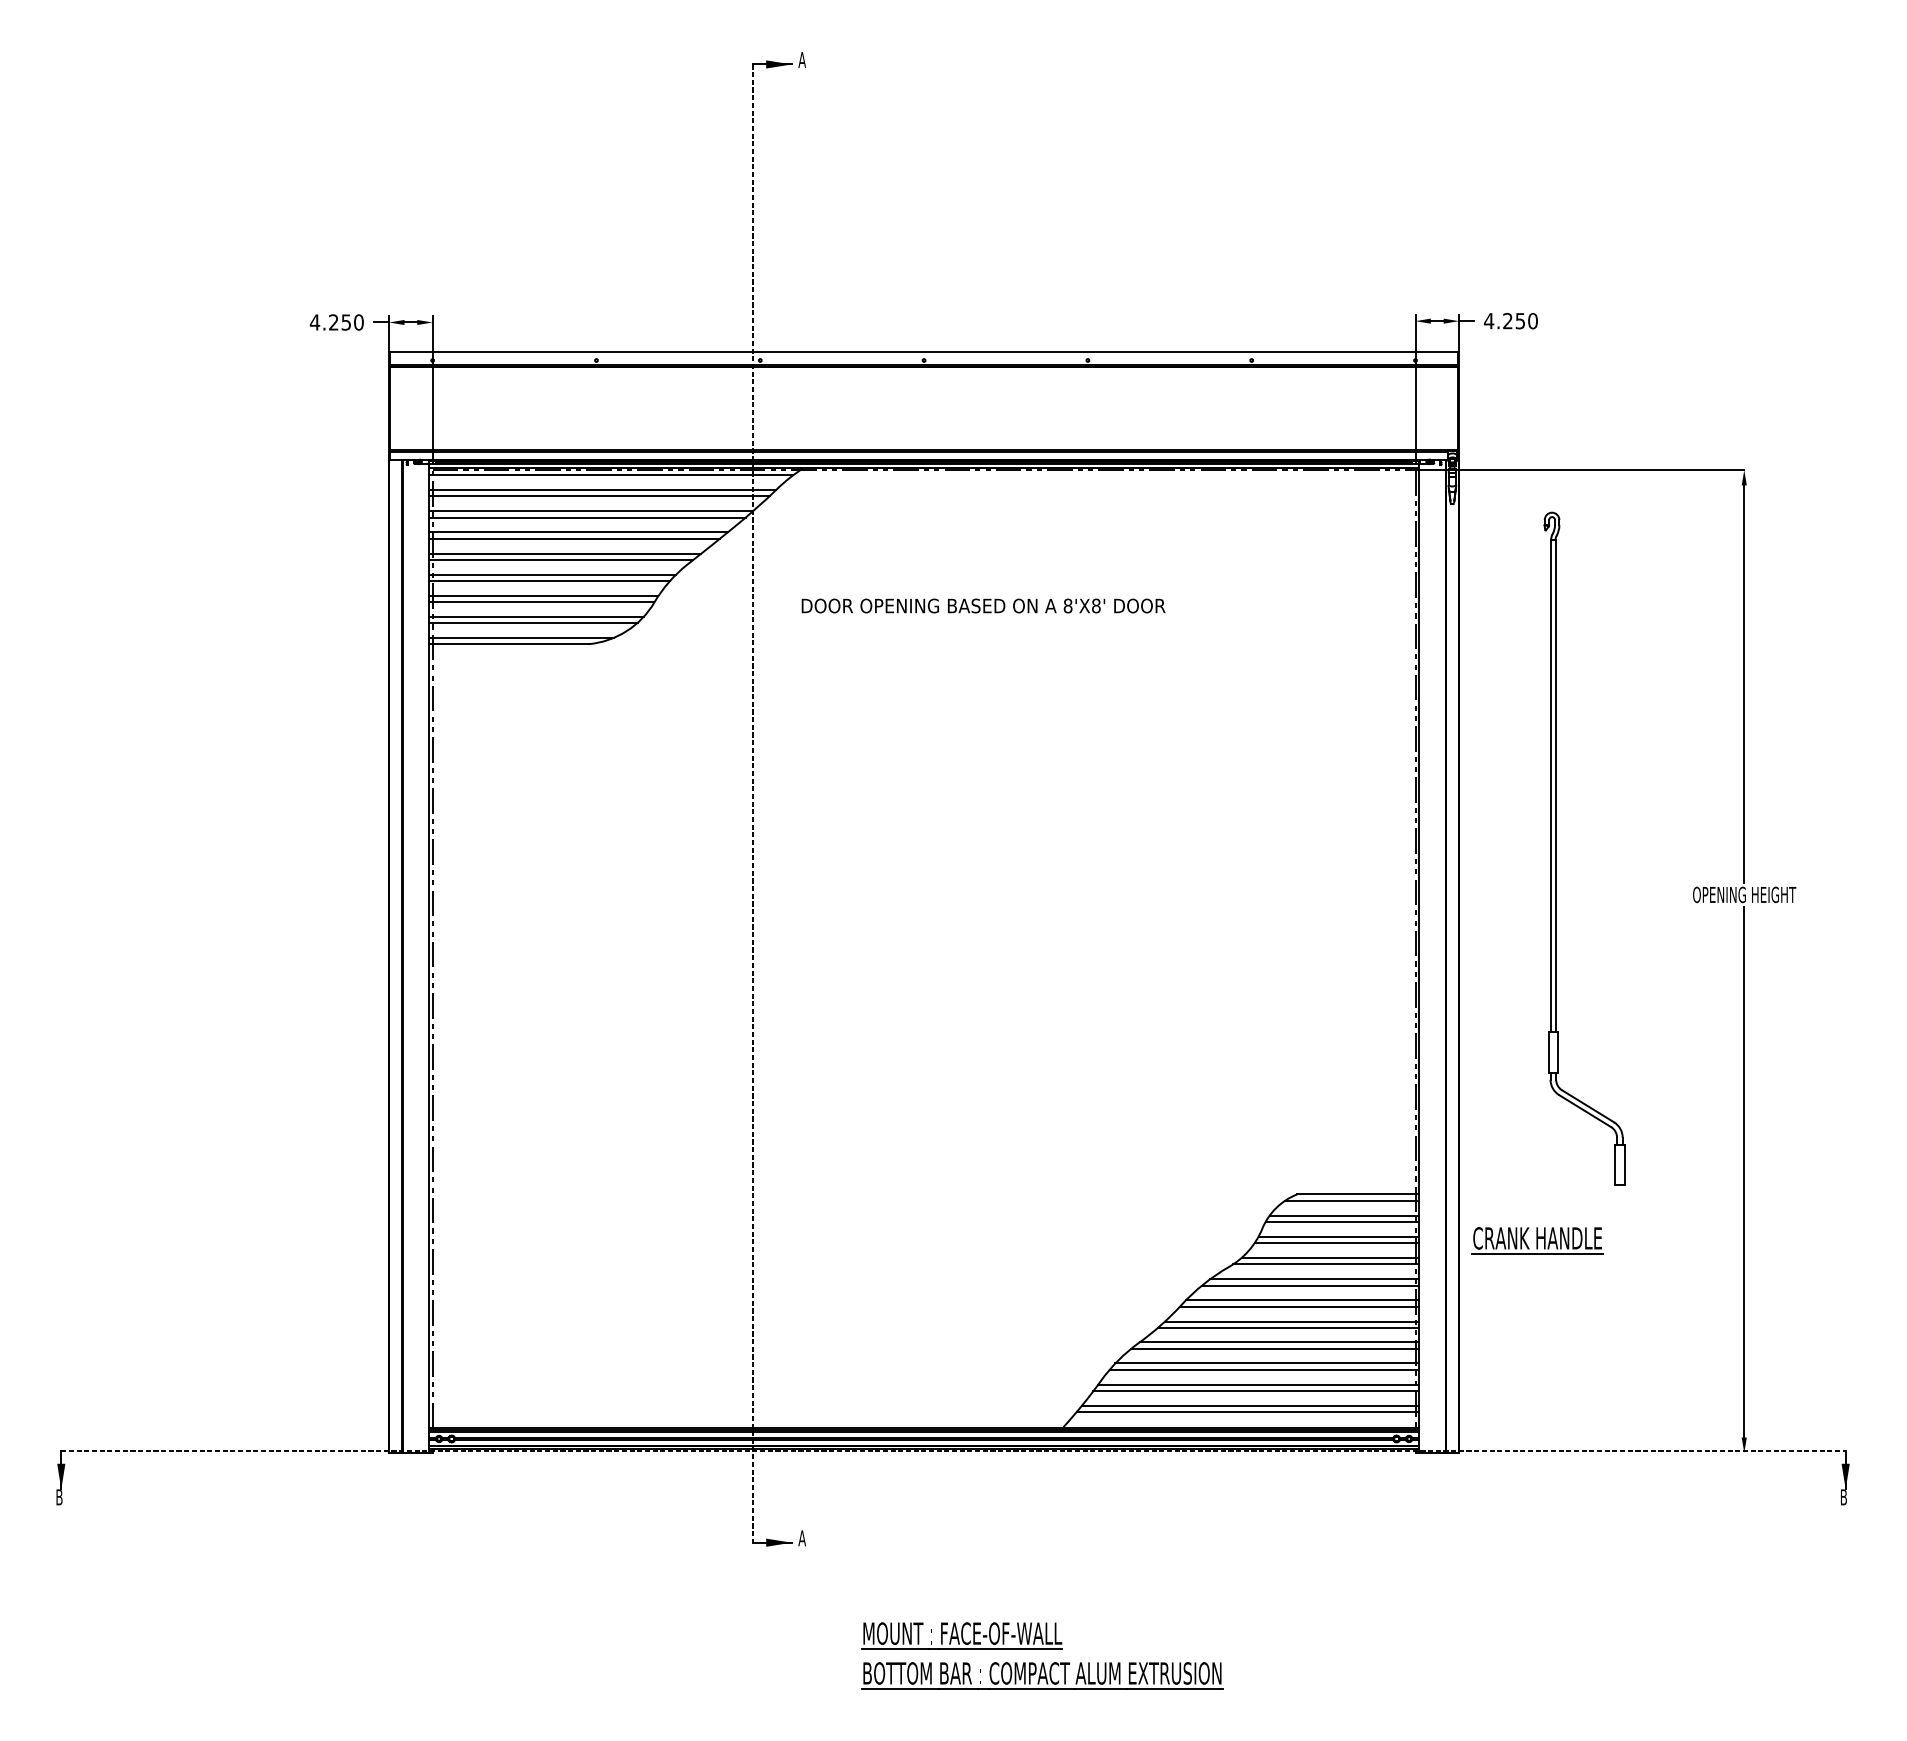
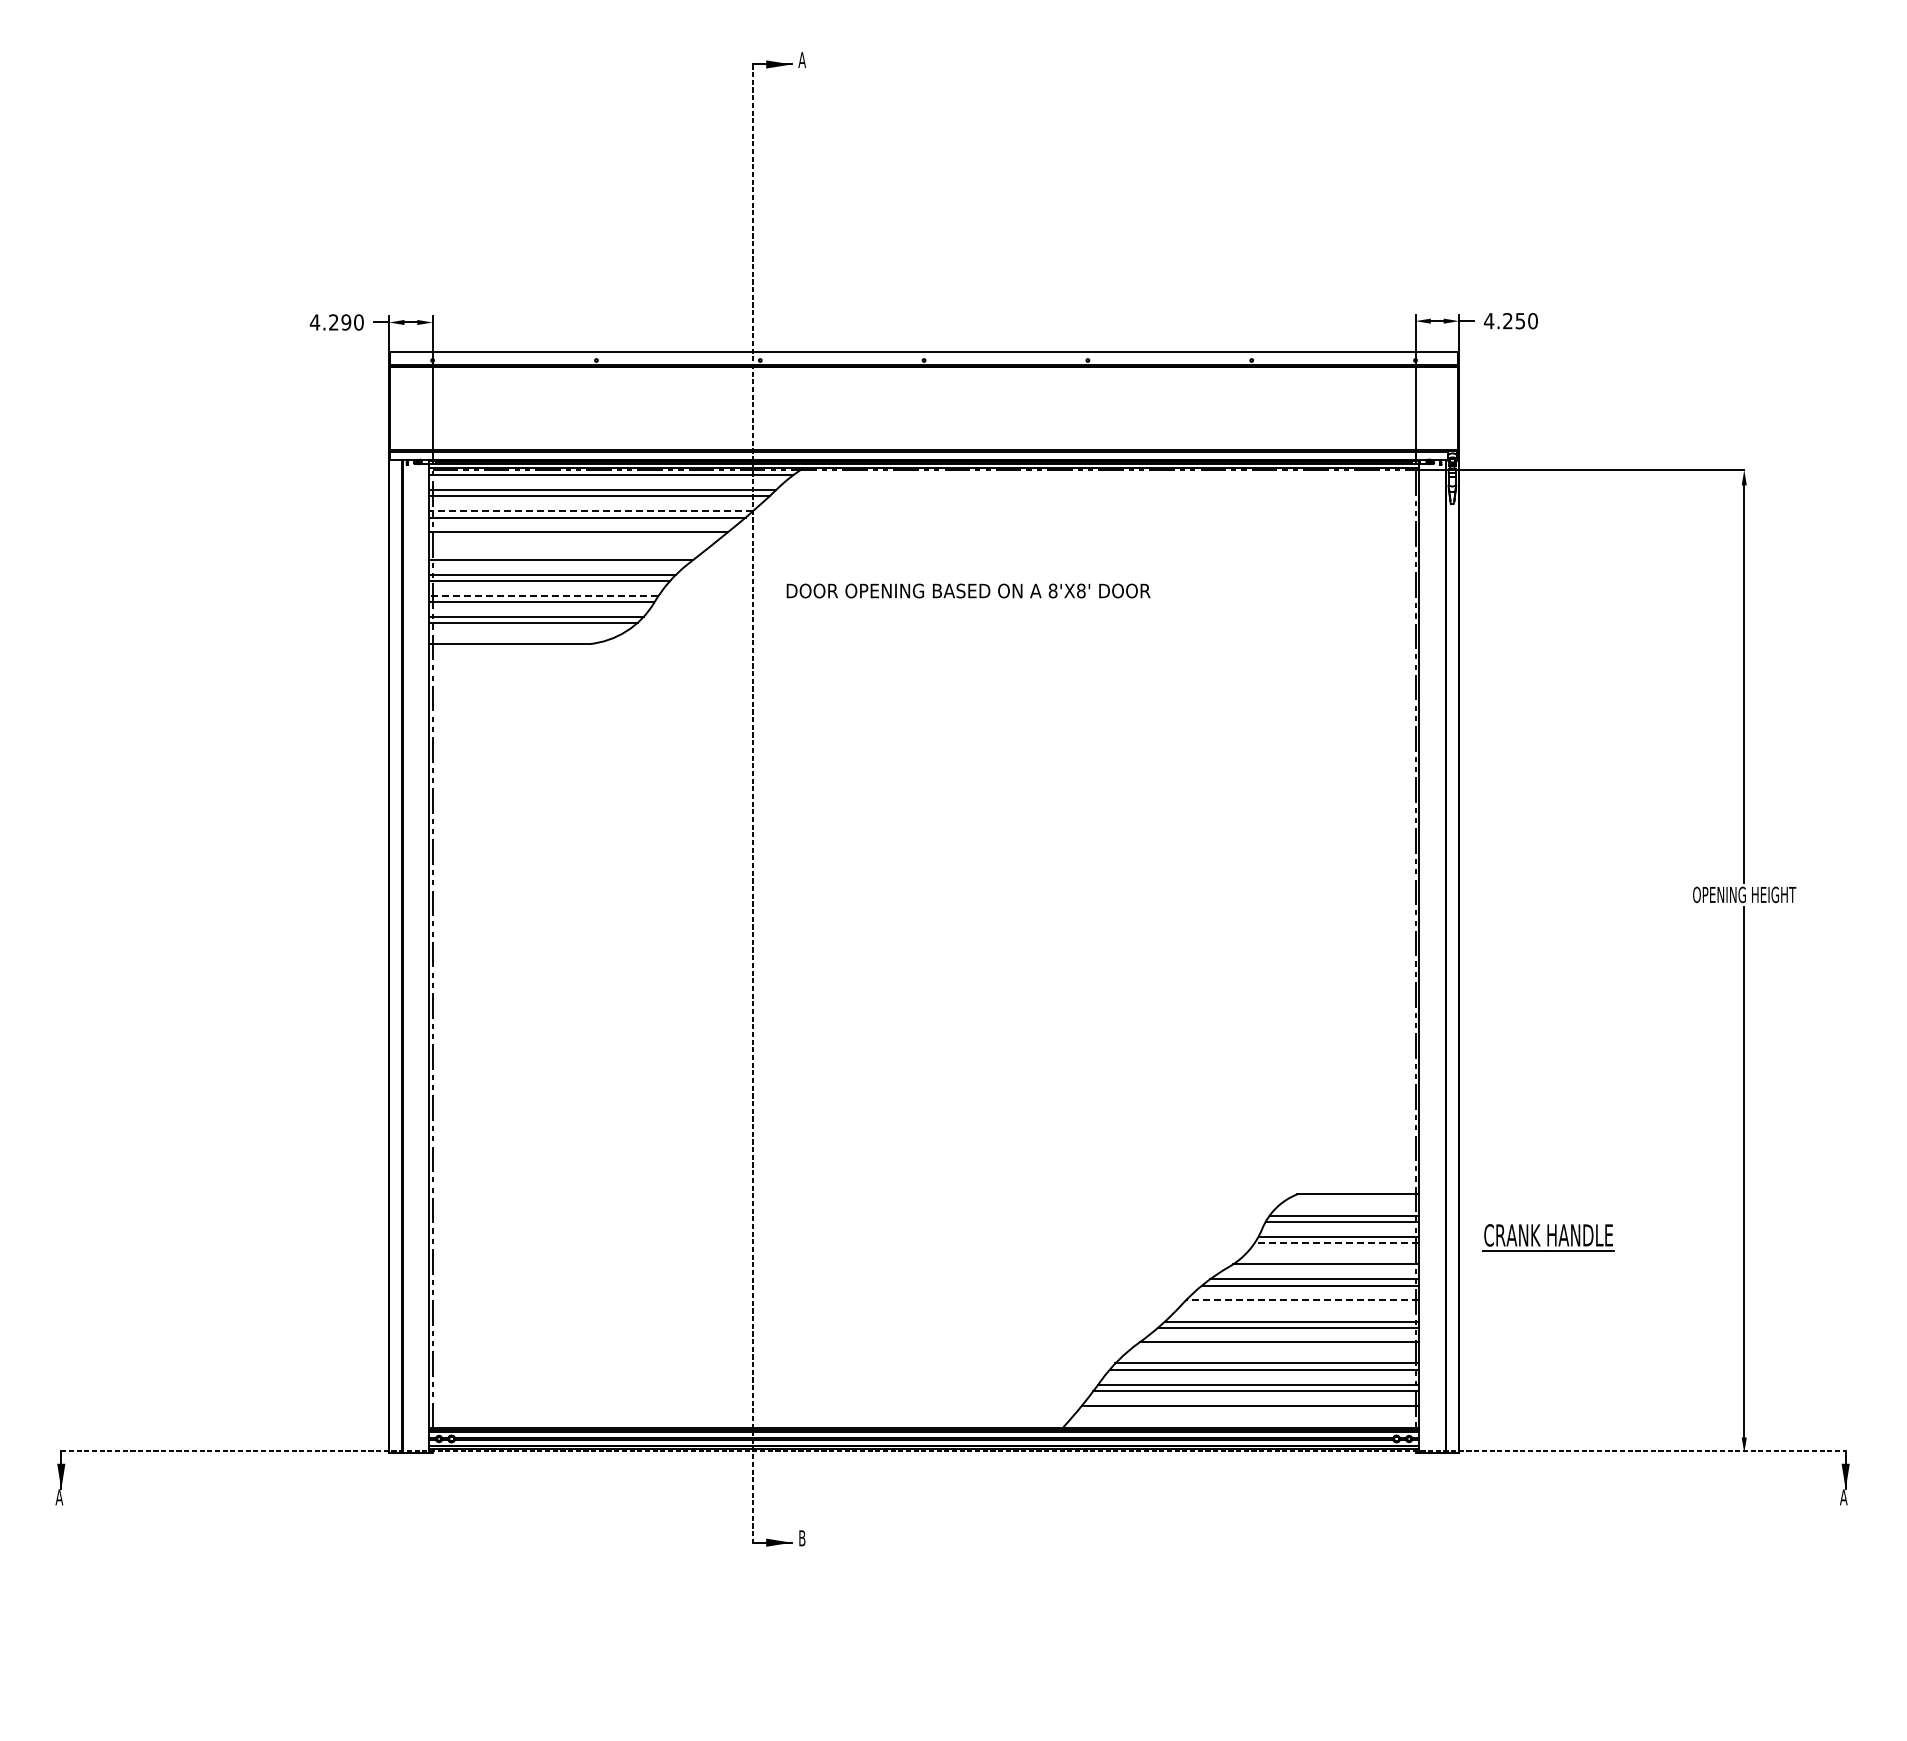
text: 4.250 -> 4.290 (346, 322)
line: solid -> dashed (590, 511)
line: present -> none (573, 538)
line: present -> none (564, 553)
line: solid -> dashed (543, 595)
text position: (983, 605) -> (968, 590) (968, 590)
line: present -> none (521, 637)
part: present -> none (1556, 848)
line: present -> none (1352, 1200)
part position: (1537, 1240) -> (1548, 1237) (1548, 1237)
line: solid -> dashed (1336, 1243)
line: present -> none (1330, 1258)
line: solid -> dashed (1302, 1300)
line: present -> none (1299, 1306)
line: present -> none (1275, 1348)
line: present -> none (1247, 1412)
text: B -> A (59, 1497)
text: B -> A (1843, 1497)
text: A -> B (801, 1538)
part: present -> none (1042, 1655)
